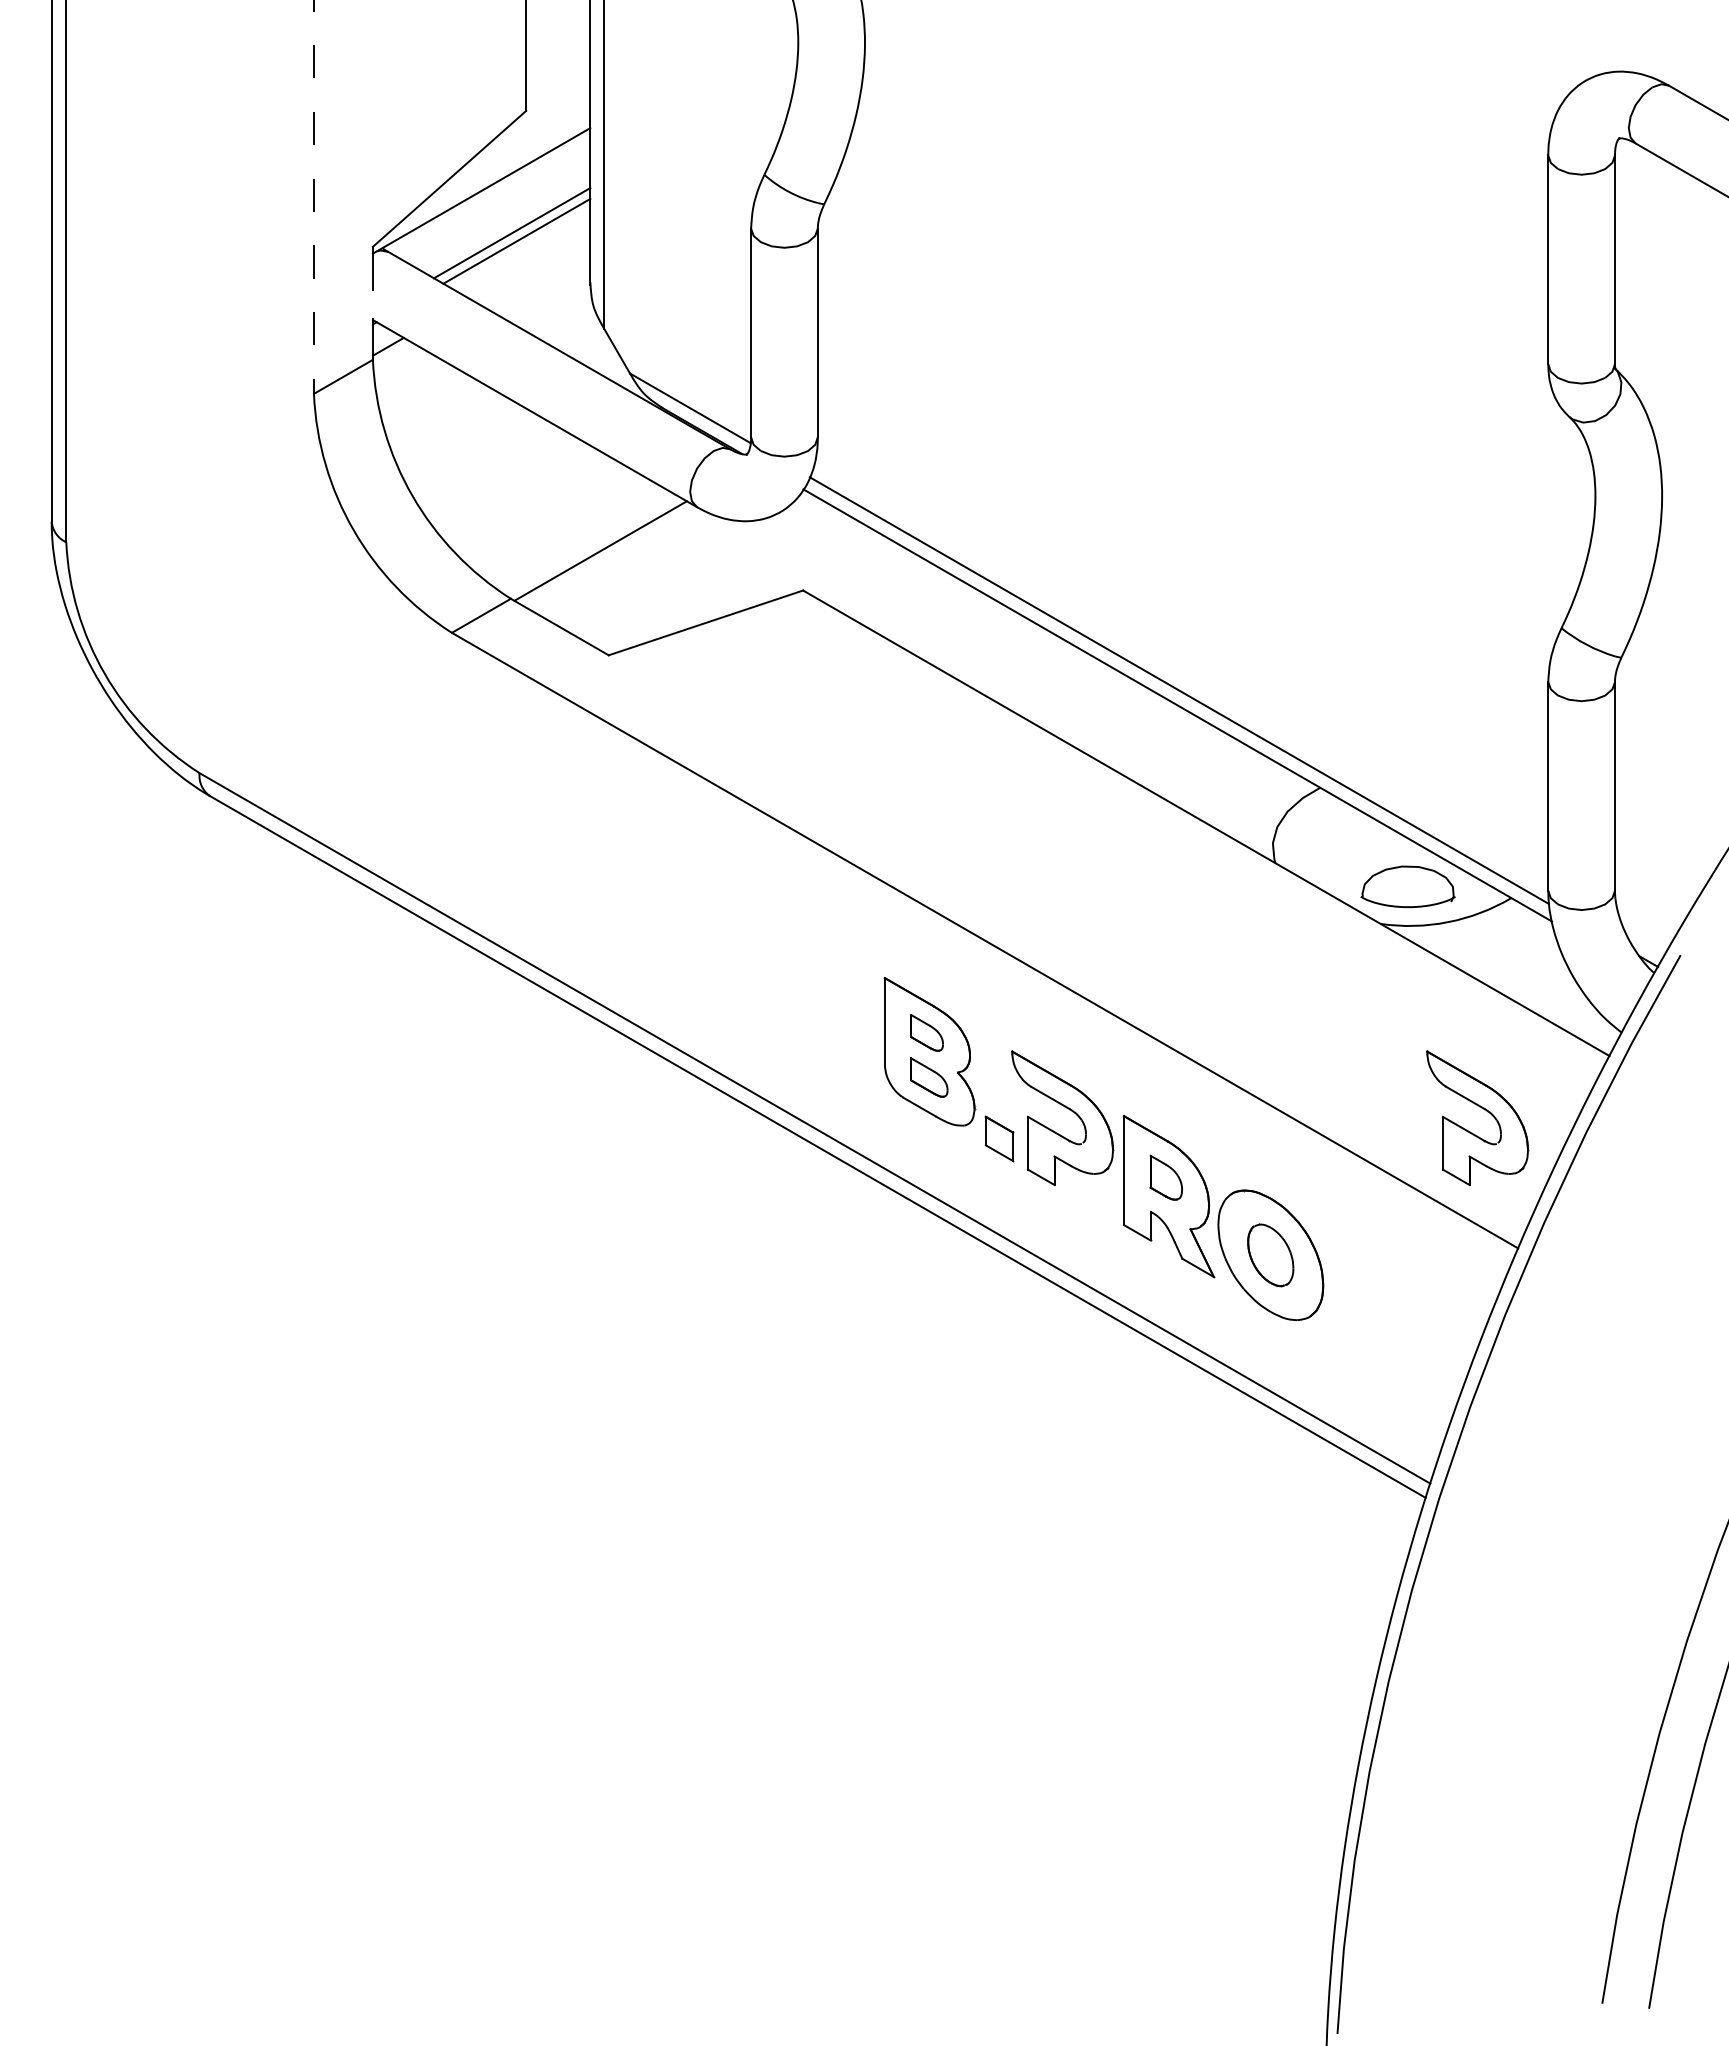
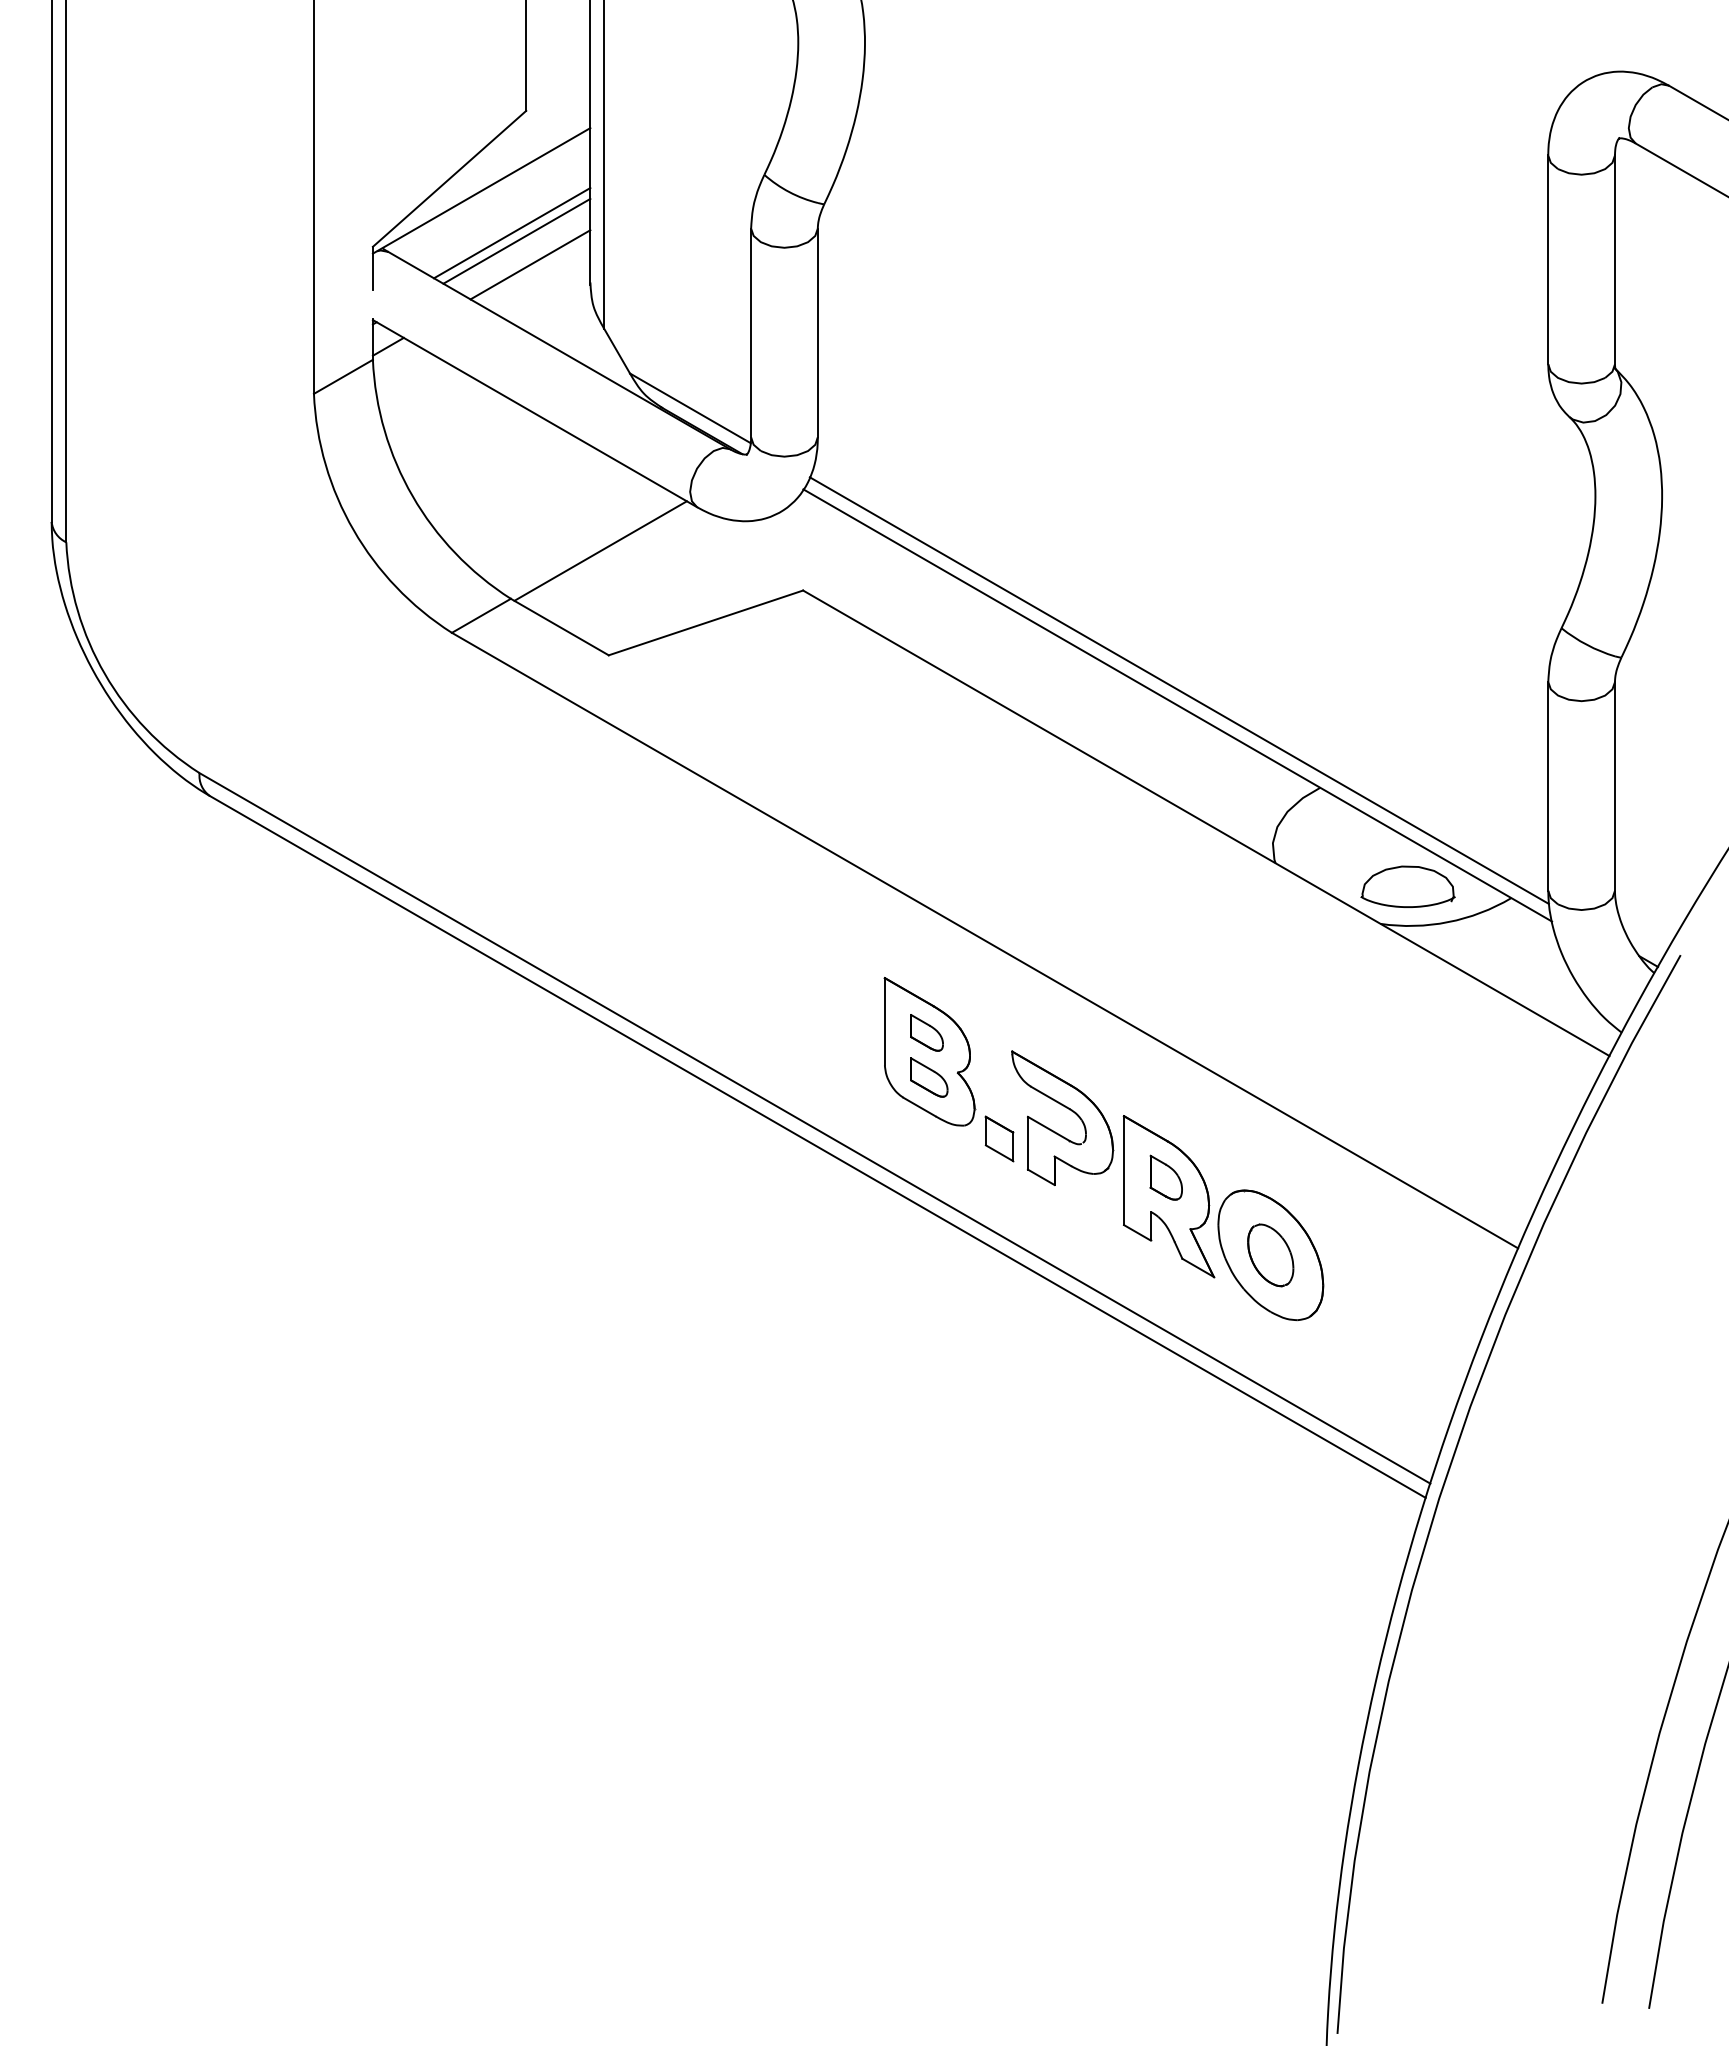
line: dashed -> solid (313, 197)
line: none -> present (530, 264)
part: present -> none (1481, 1108)
